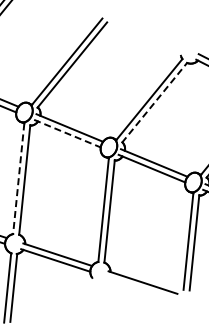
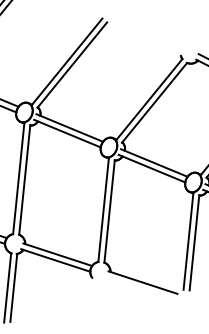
line: dashed -> solid (154, 102)
line: dashed -> solid (67, 133)
line: dashed -> solid (18, 178)
